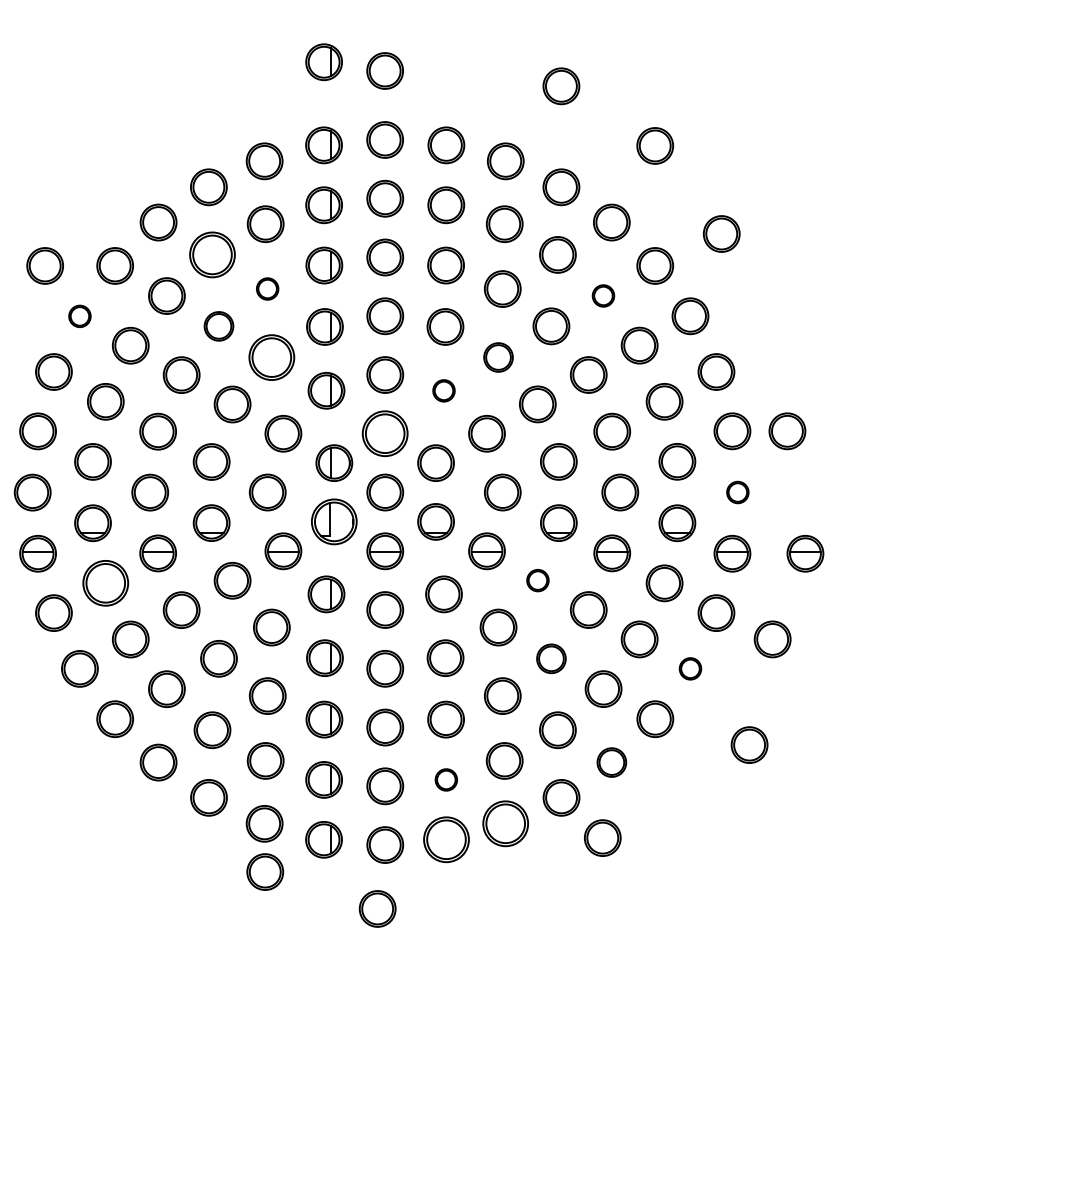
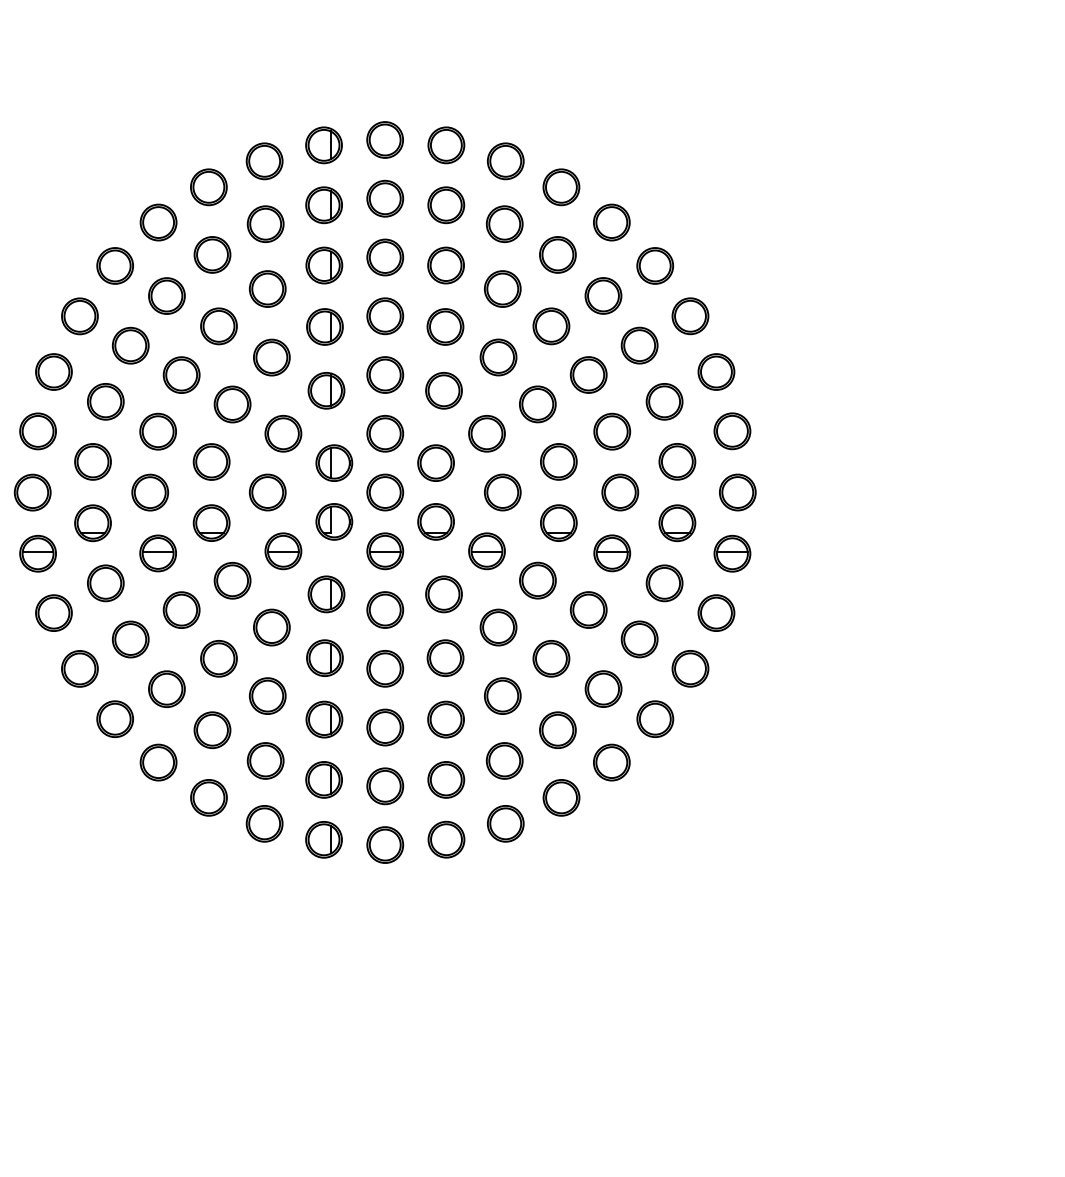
part: present -> none (323, 62)
part: present -> none (384, 70)
part: present -> none (561, 86)
part: present -> none (655, 145)
part: present -> none (721, 233)
part size: 47x48 px -> 39x38 px (212, 254)
part: present -> none (44, 265)
part size: 24x24 px -> 39x38 px (267, 288)
part size: 25x24 px -> 39x38 px (603, 295)
part size: 24x25 px -> 38x39 px (79, 316)
part size: 32x31 px -> 38x39 px (218, 326)
part size: 48x47 px -> 38x39 px (271, 357)
part size: 31x31 px -> 39x39 px (498, 357)
part size: 24x24 px -> 38x38 px (443, 390)
part: present -> none (787, 431)
part size: 48x47 px -> 39x38 px (385, 433)
part size: 24x25 px -> 38x39 px (737, 492)
part size: 47x48 px -> 39x38 px (334, 521)
part: present -> none (805, 553)
part size: 24x24 px -> 38x39 px (537, 580)
part size: 48x47 px -> 38x39 px (105, 583)
part: present -> none (772, 639)
part size: 31x32 px -> 39x38 px (551, 658)
part size: 25x24 px -> 39x38 px (690, 668)
part: present -> none (749, 744)
part size: 32x31 px -> 38x39 px (611, 762)
part size: 24x24 px -> 39x38 px (446, 779)
part size: 47x48 px -> 38x38 px (505, 823)
part: present -> none (602, 837)
part size: 47x48 px -> 39x39 px (446, 839)
part: present -> none (265, 871)
part: present -> none (377, 908)
